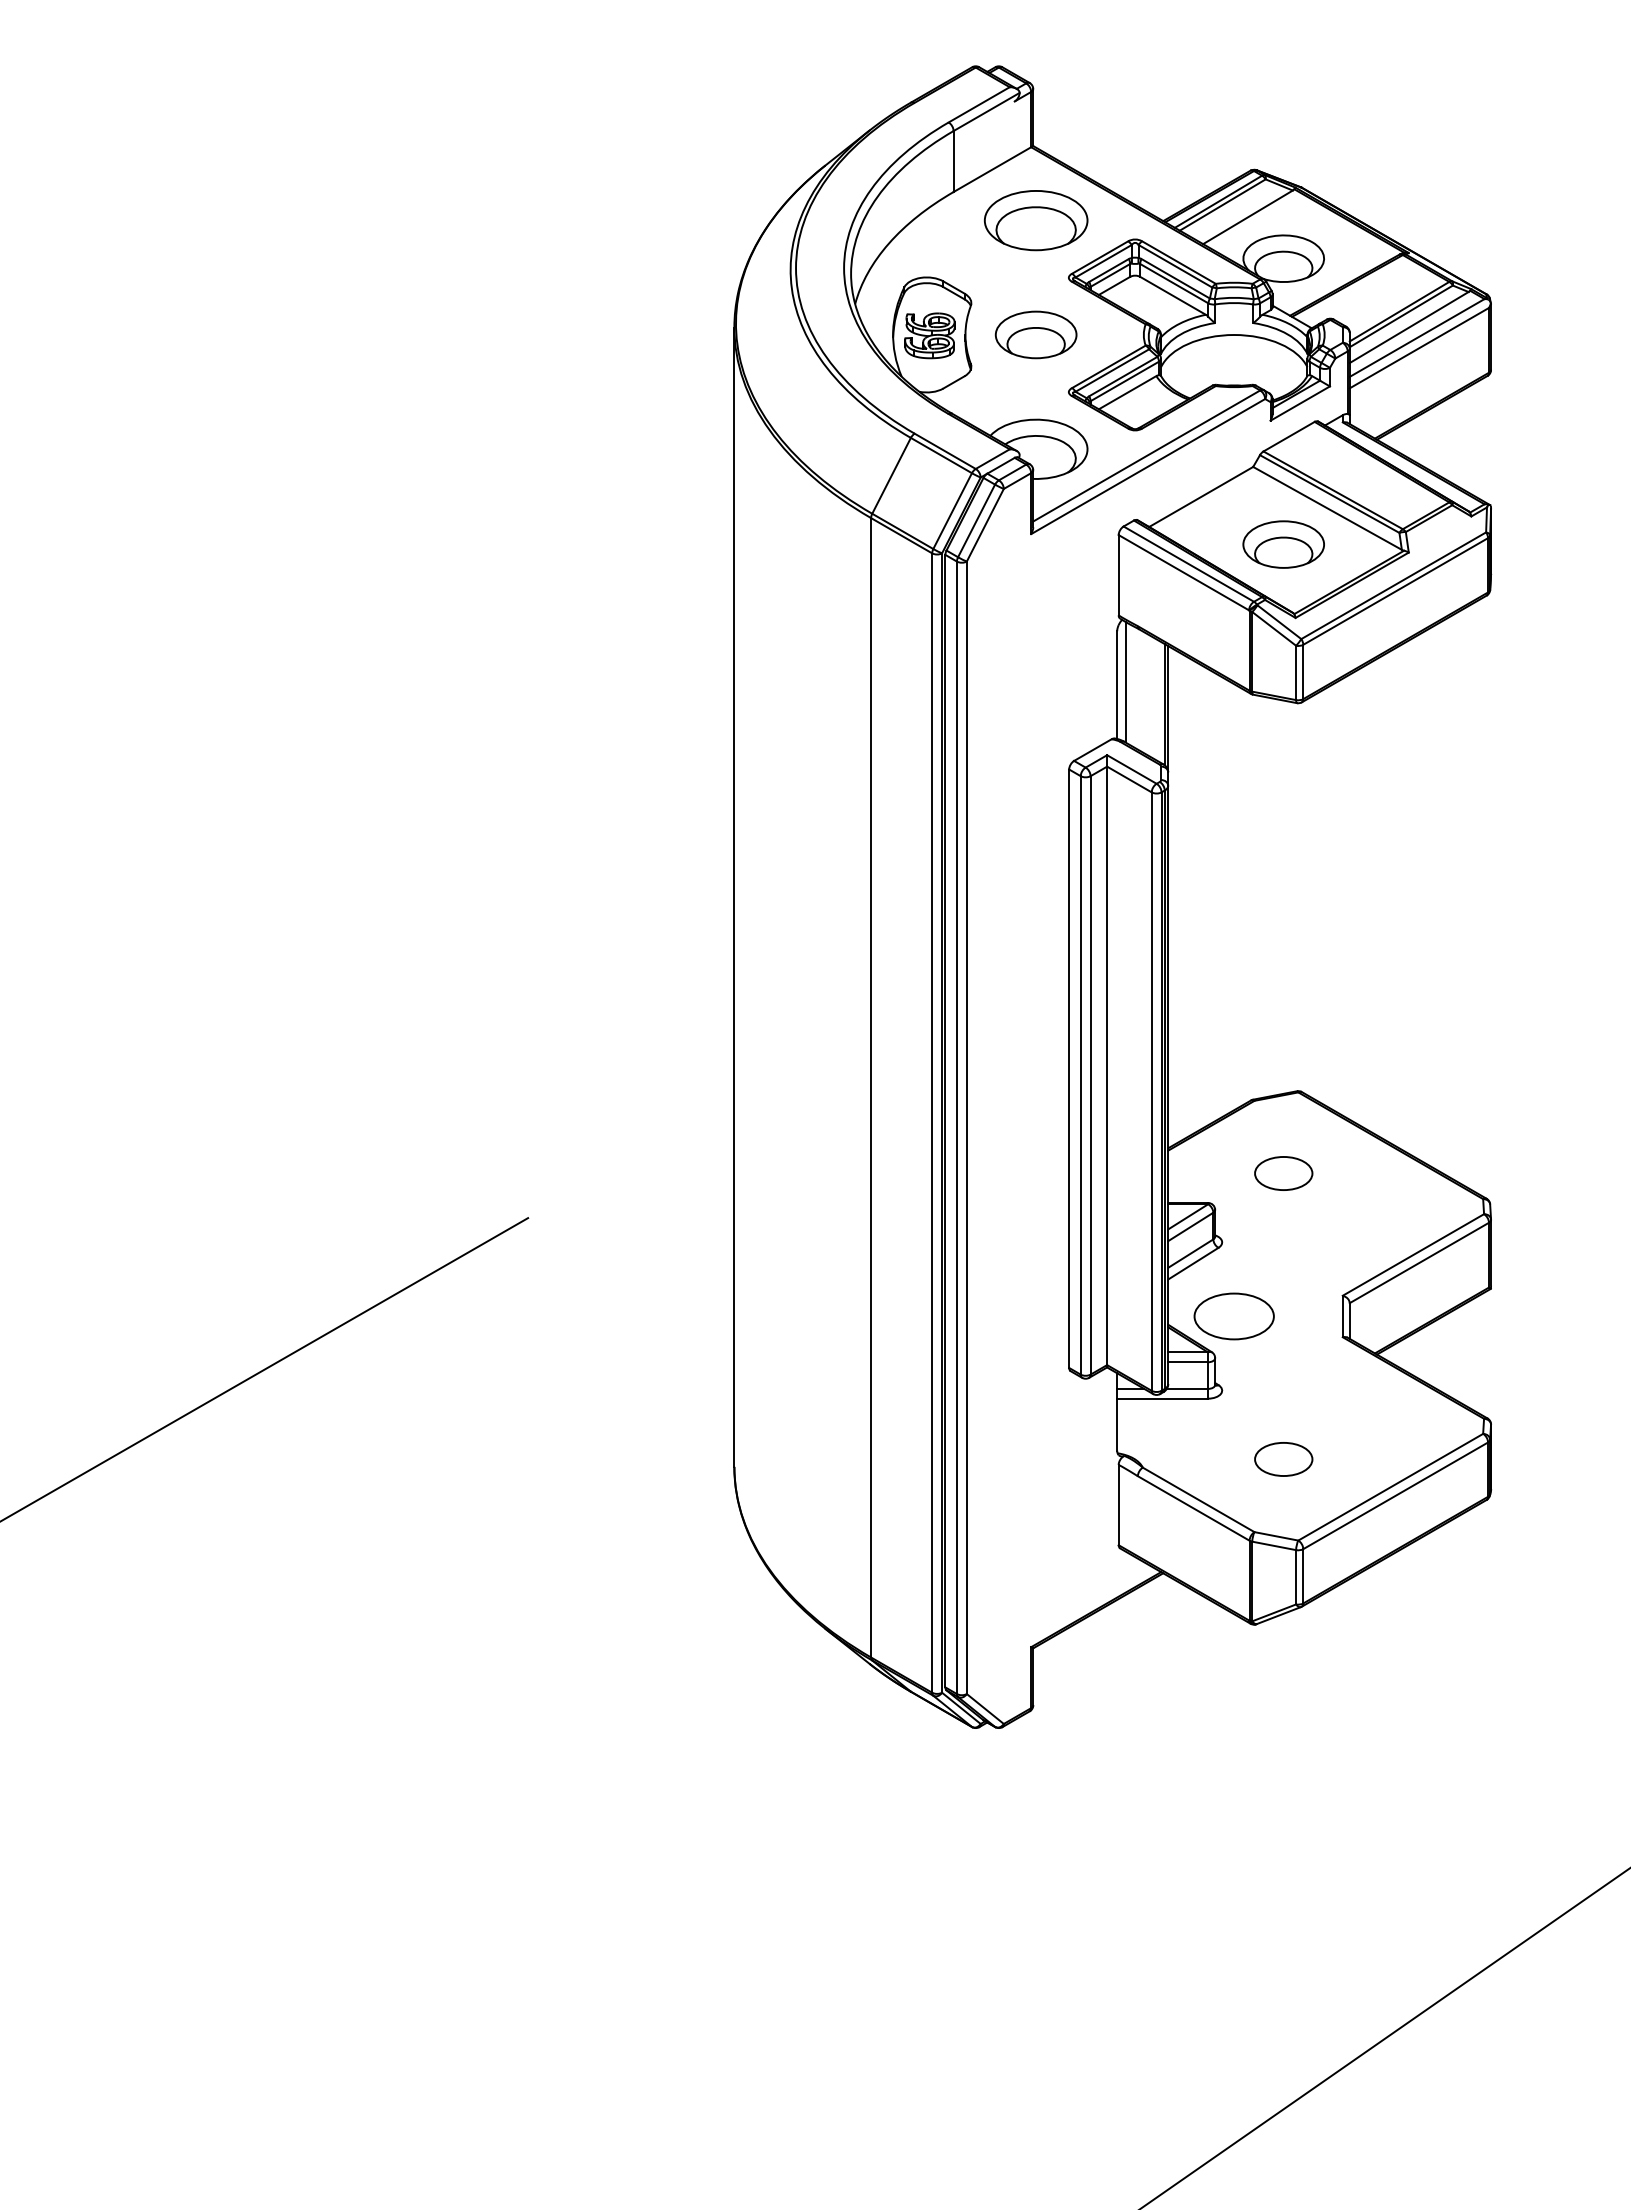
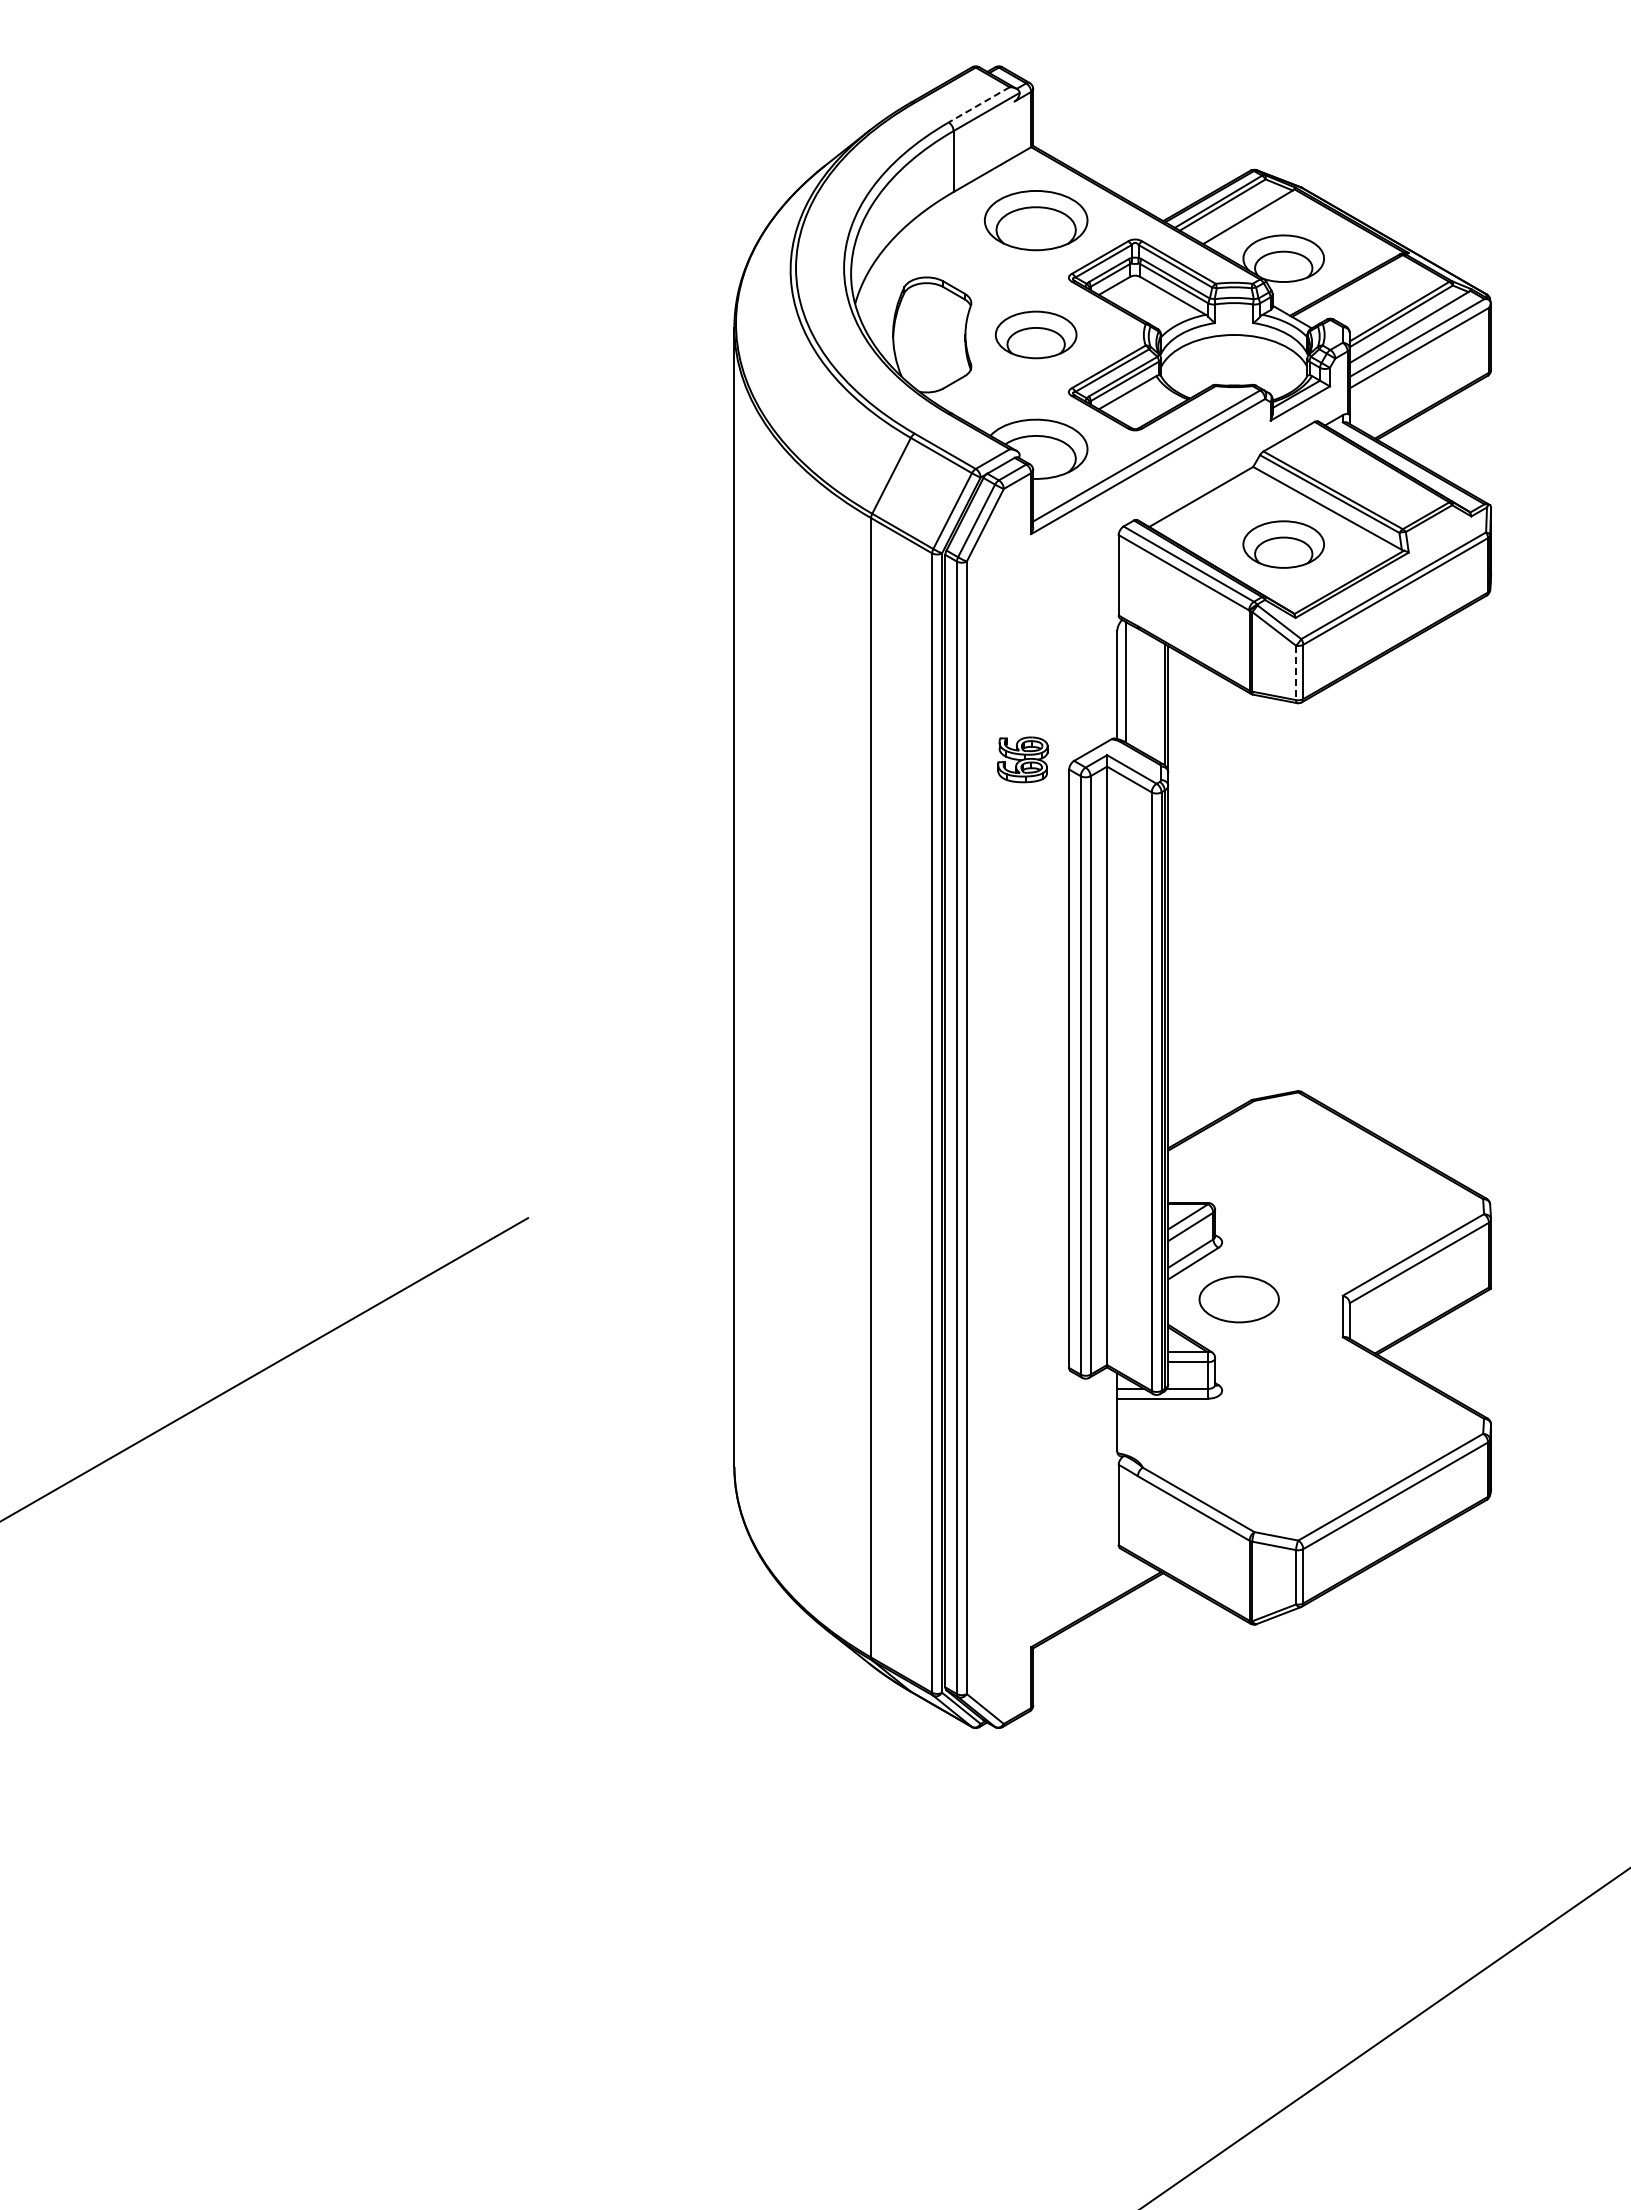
line: solid -> dashed (978, 105)
part position: (929, 335) -> (1022, 759) (1022, 759)
line: solid -> dashed (1296, 673)
part: present -> none (1283, 1173)
part position: (1233, 1316) -> (1238, 1299) (1238, 1299)
part: present -> none (1283, 1459)
